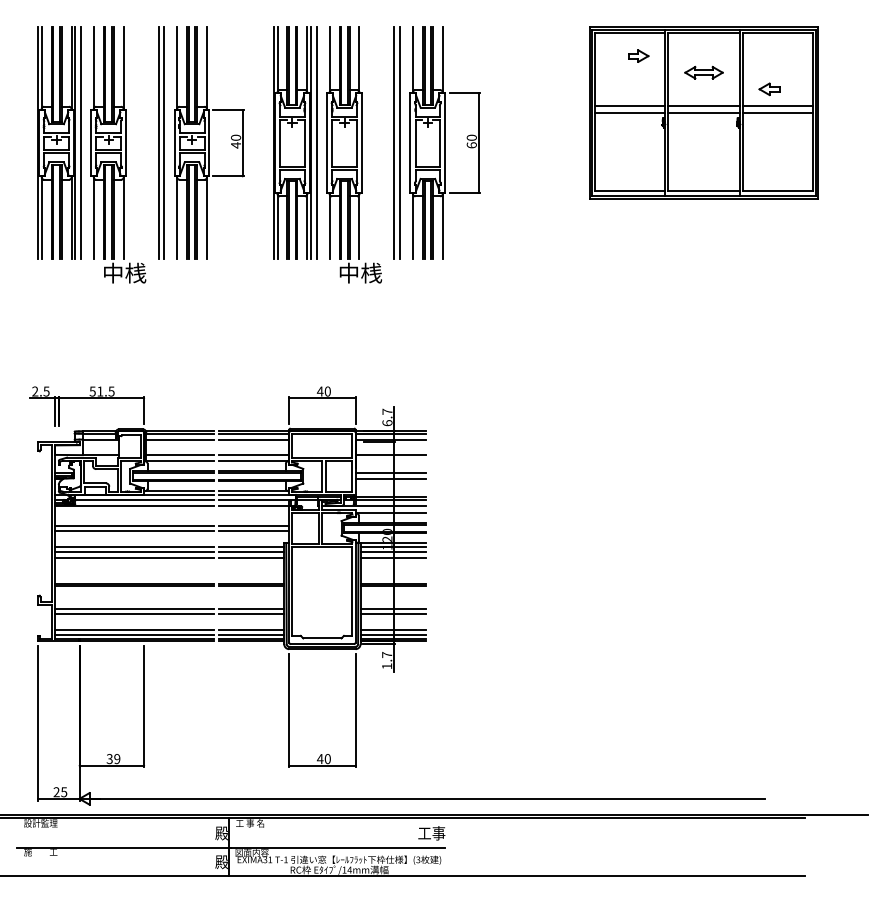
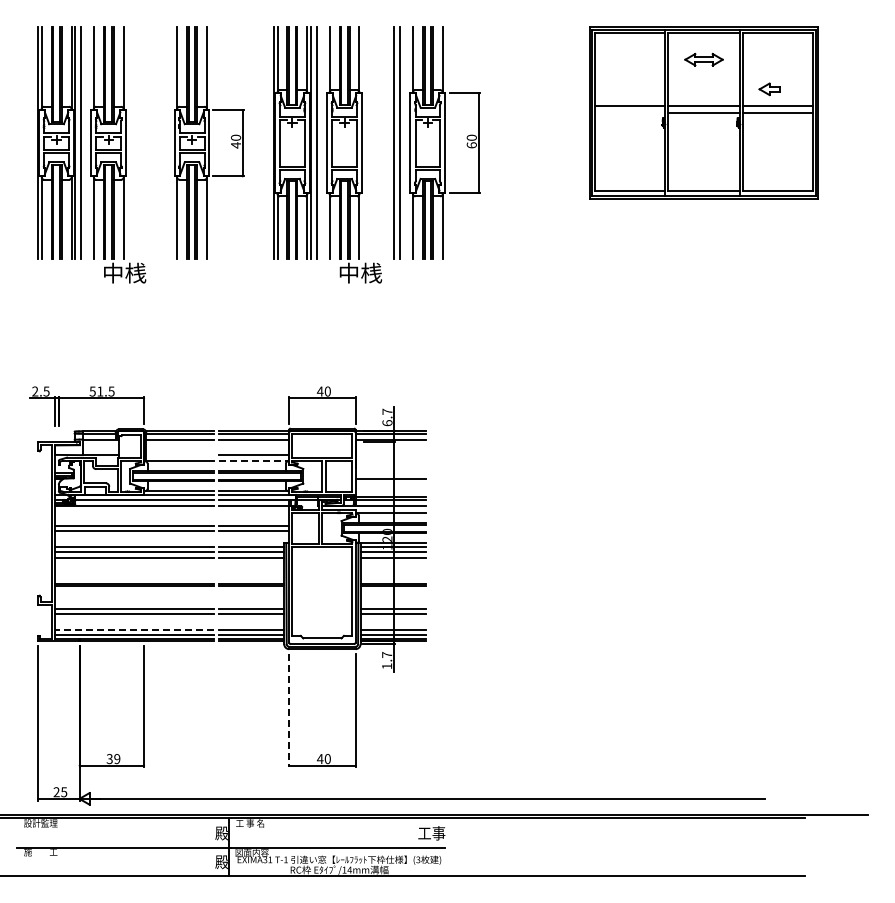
part: present -> none (638, 55)
part position: (703, 72) -> (703, 59) (703, 59)
line: present -> none (630, 112)
part: present -> none (161, 142)
line: present -> none (180, 455)
line: present -> none (390, 455)
line: solid -> dashed (254, 461)
line: present -> none (390, 473)
line: solid -> dashed (134, 630)
line: solid -> dashed (289, 710)
